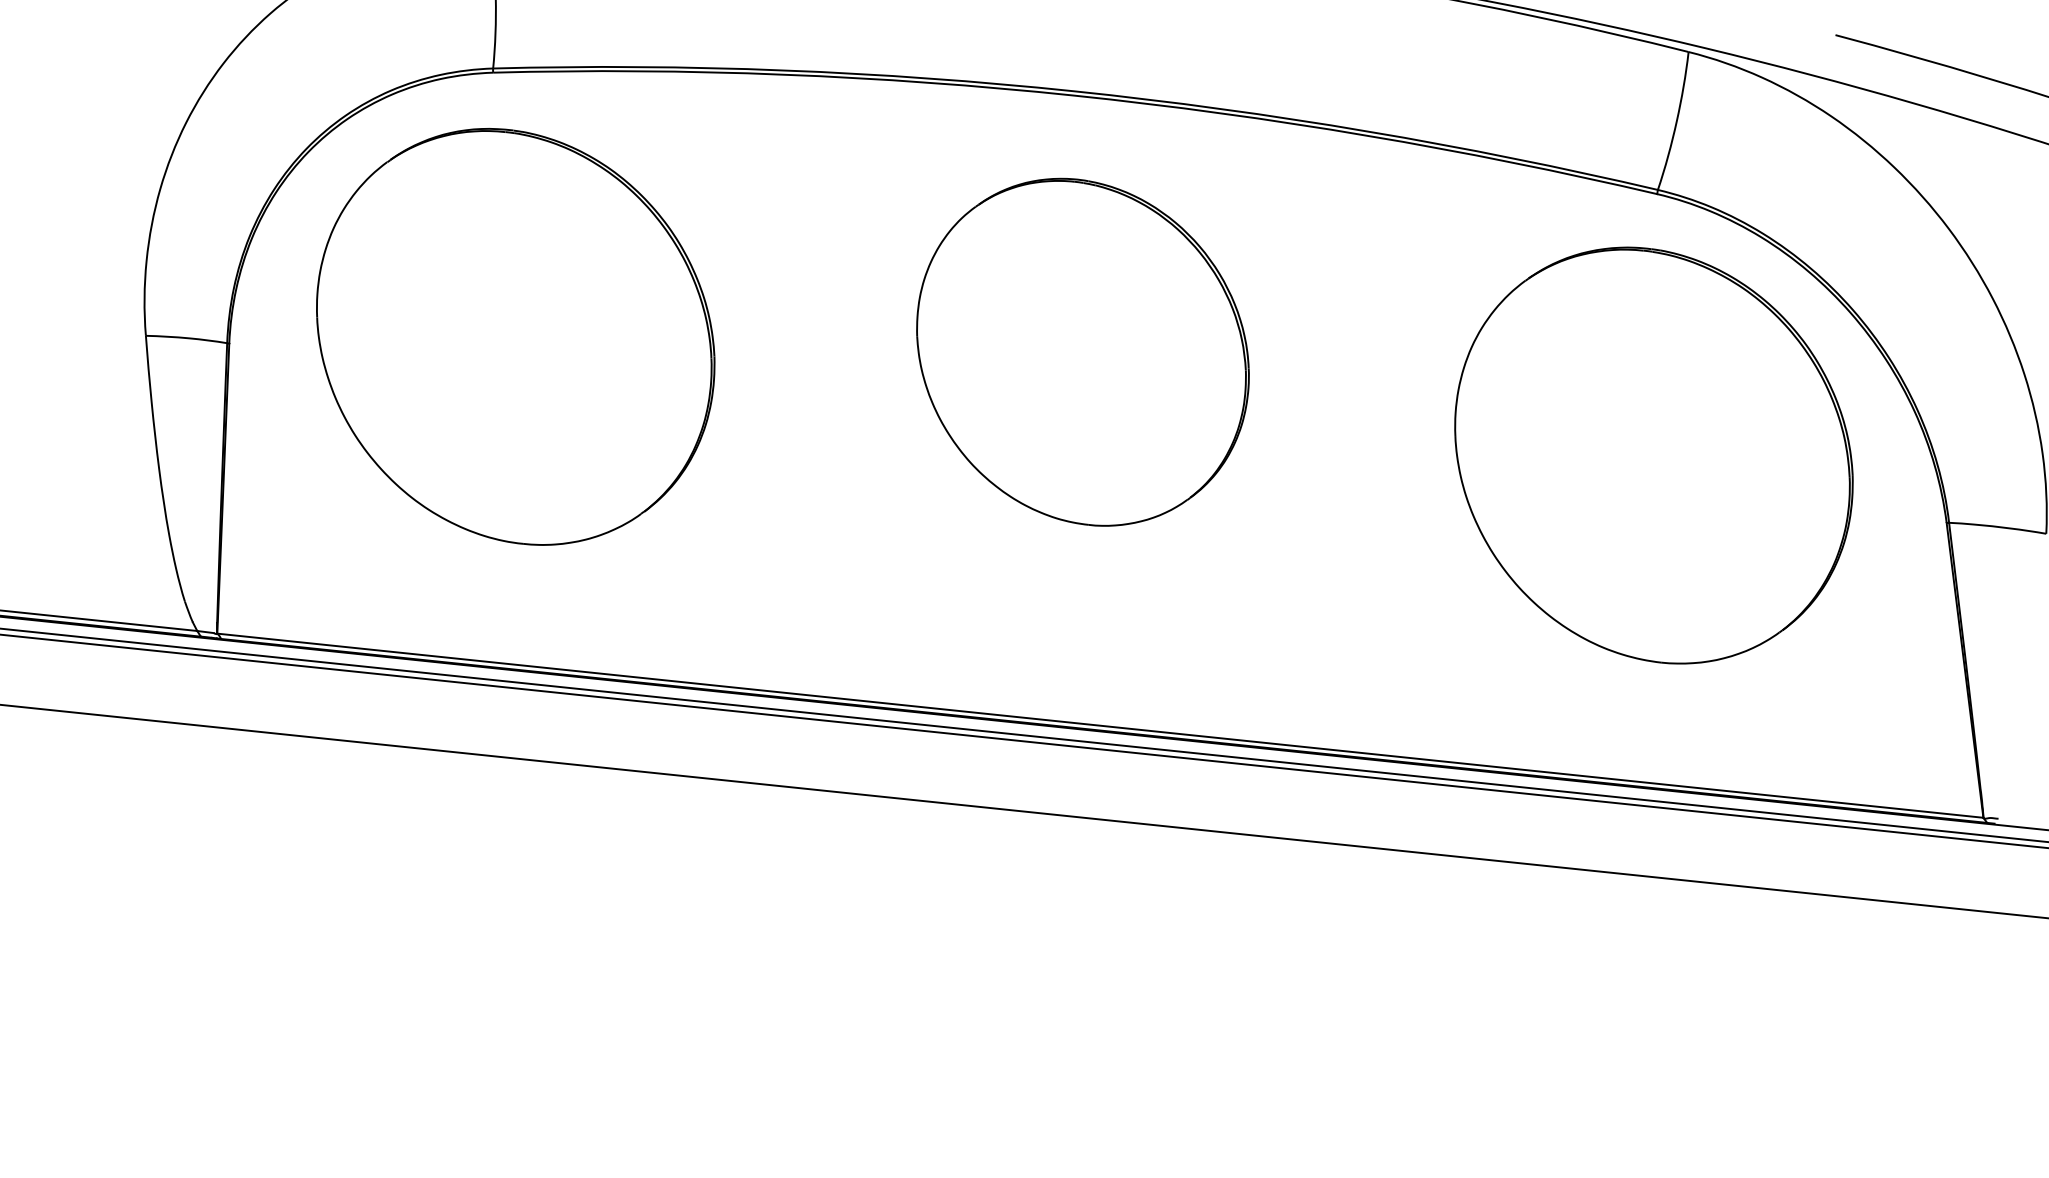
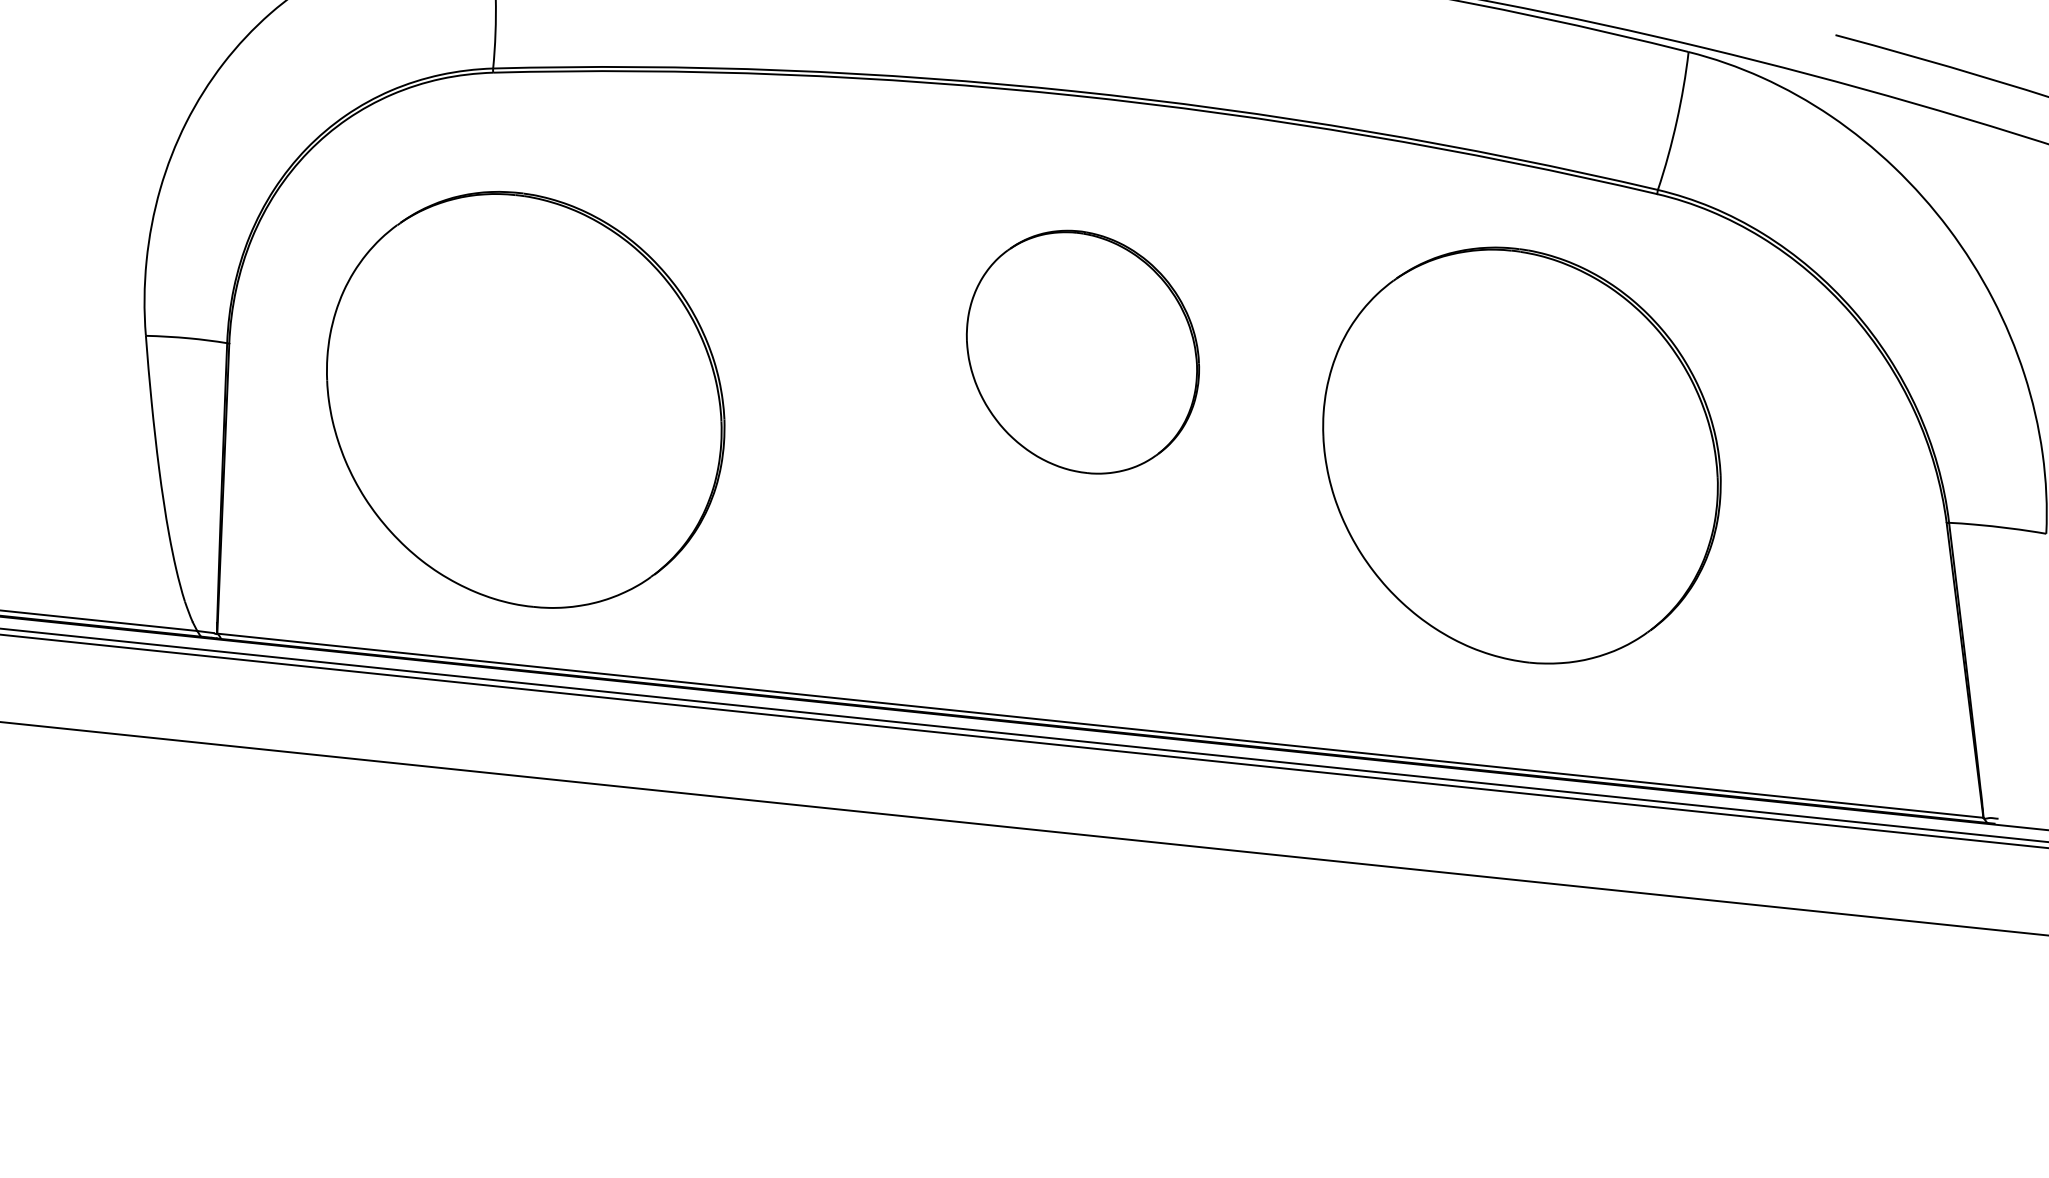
part position: (515, 336) -> (525, 399) (525, 399)
part size: 334x350 px -> 235x246 px (1082, 351)
part position: (1653, 455) -> (1521, 455) (1521, 455)
line position: (1023, 811) -> (1023, 828) (1023, 828)
